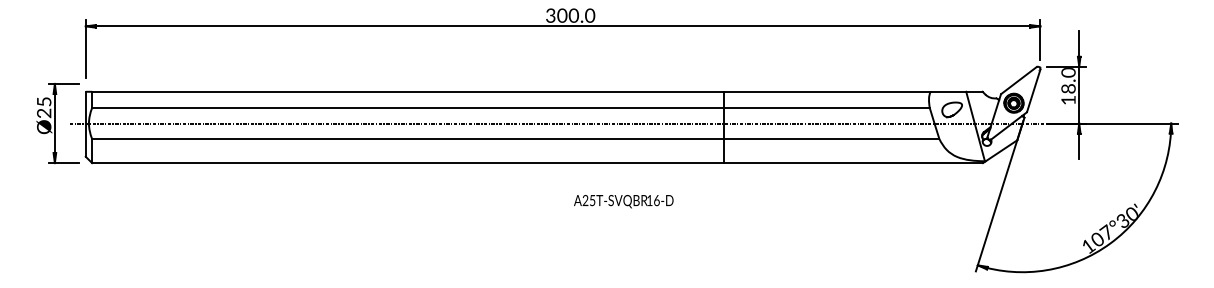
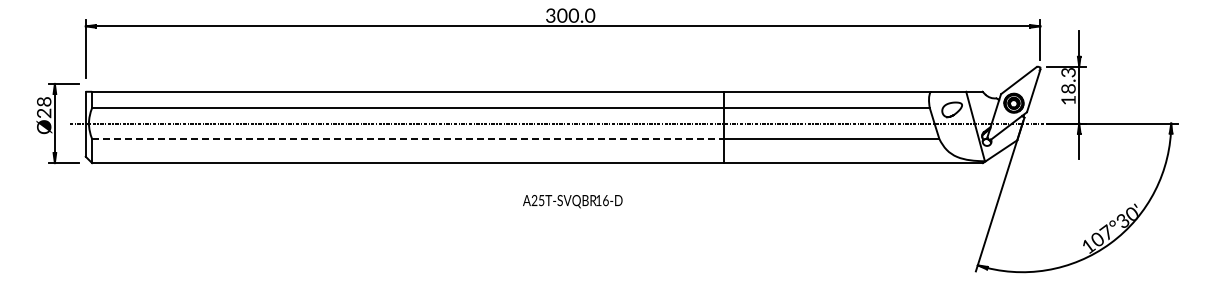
text: 18.0 -> 18.3 (1068, 72)
text: Ø25 -> Ø28 (44, 101)
line: solid -> dashed (407, 138)
text position: (623, 201) -> (572, 201) (572, 201)
